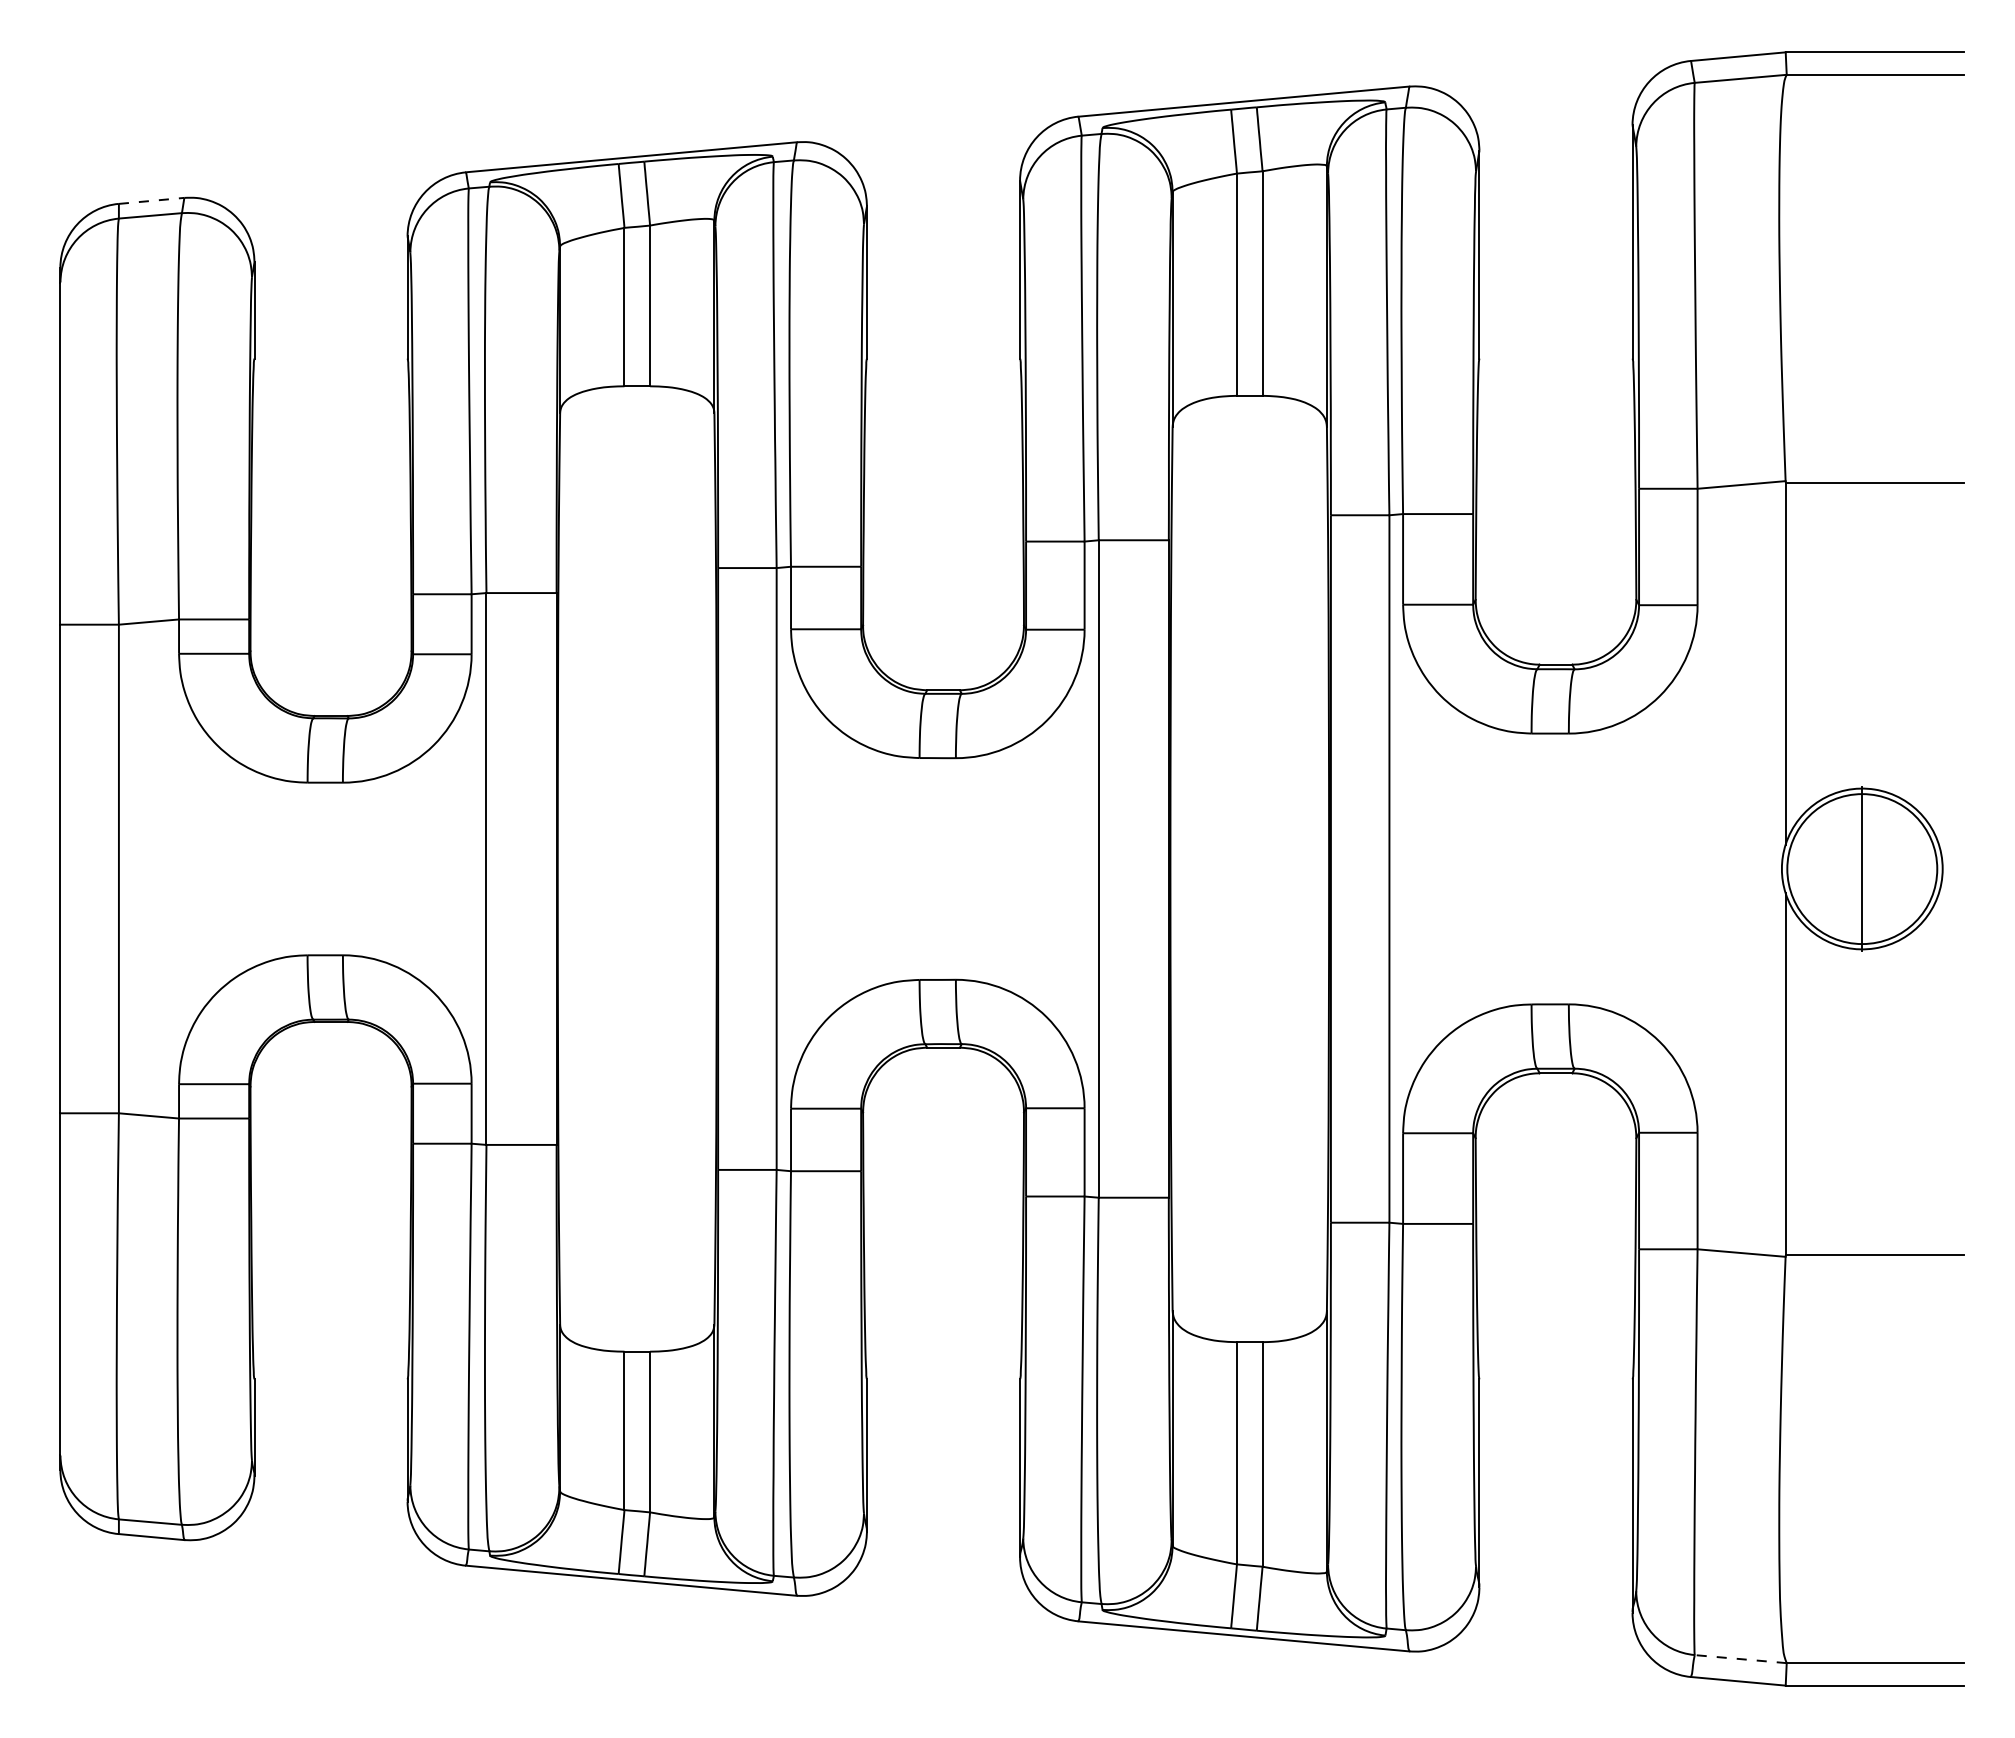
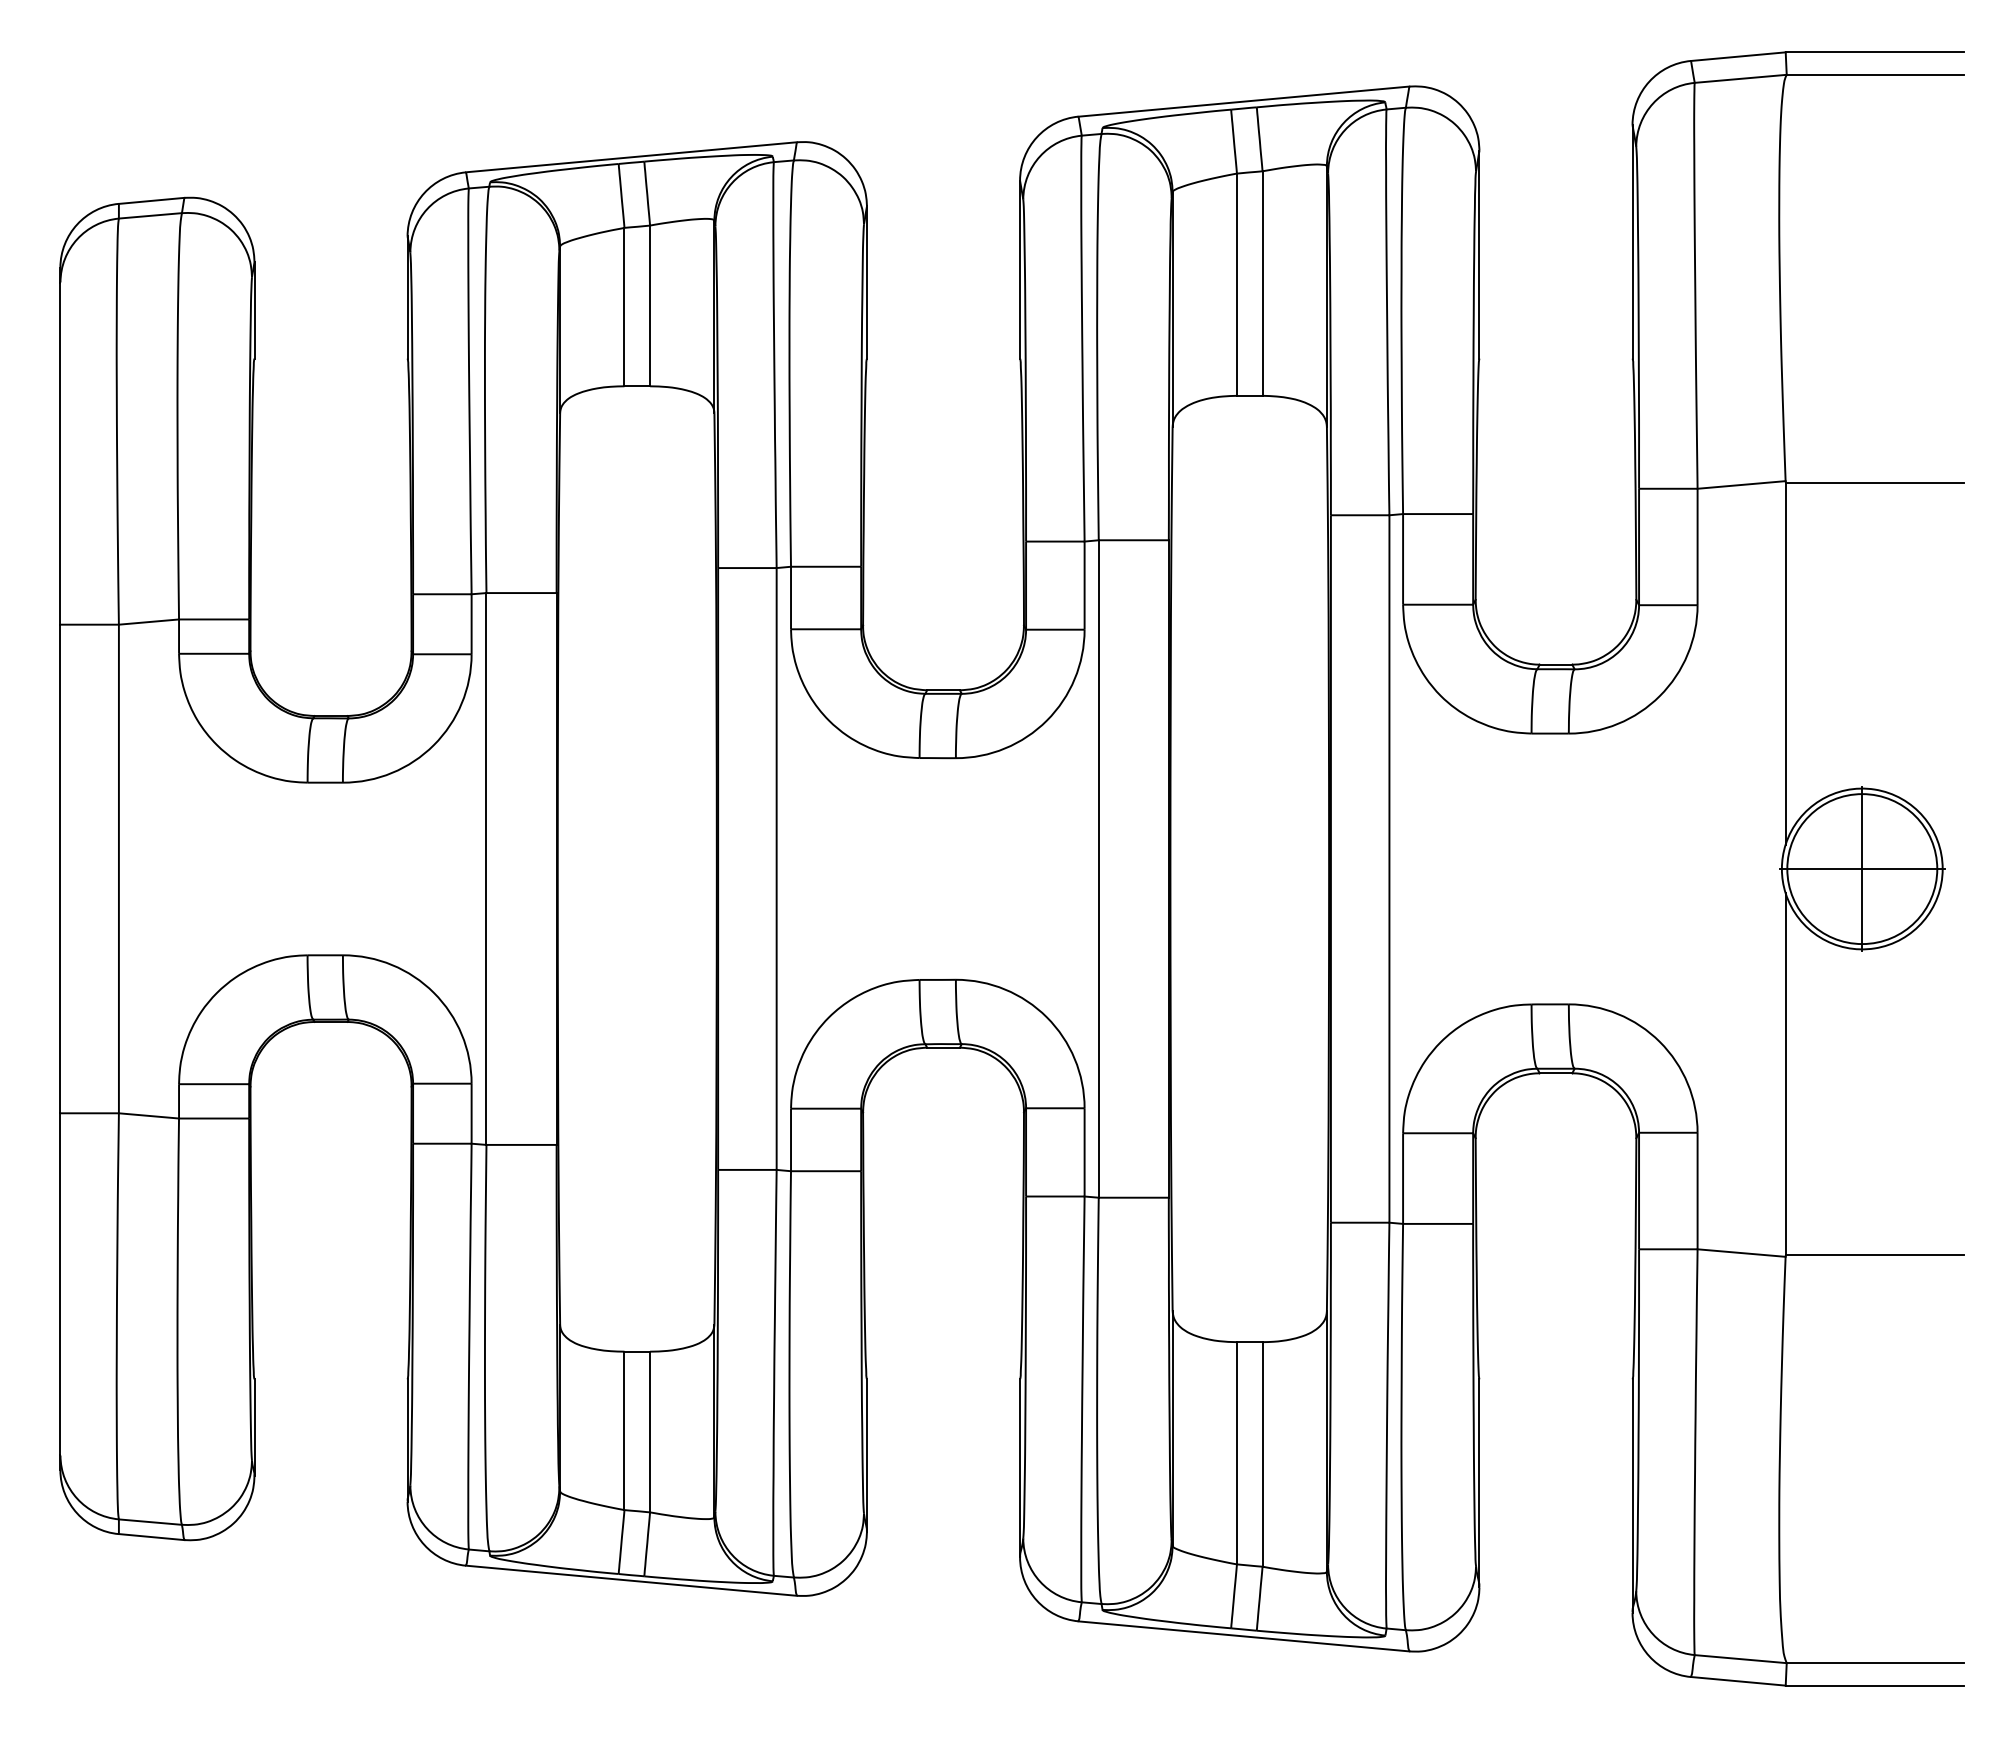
line: dashed -> solid (151, 200)
line: none -> present (1861, 869)
line: dashed -> solid (1740, 1659)
